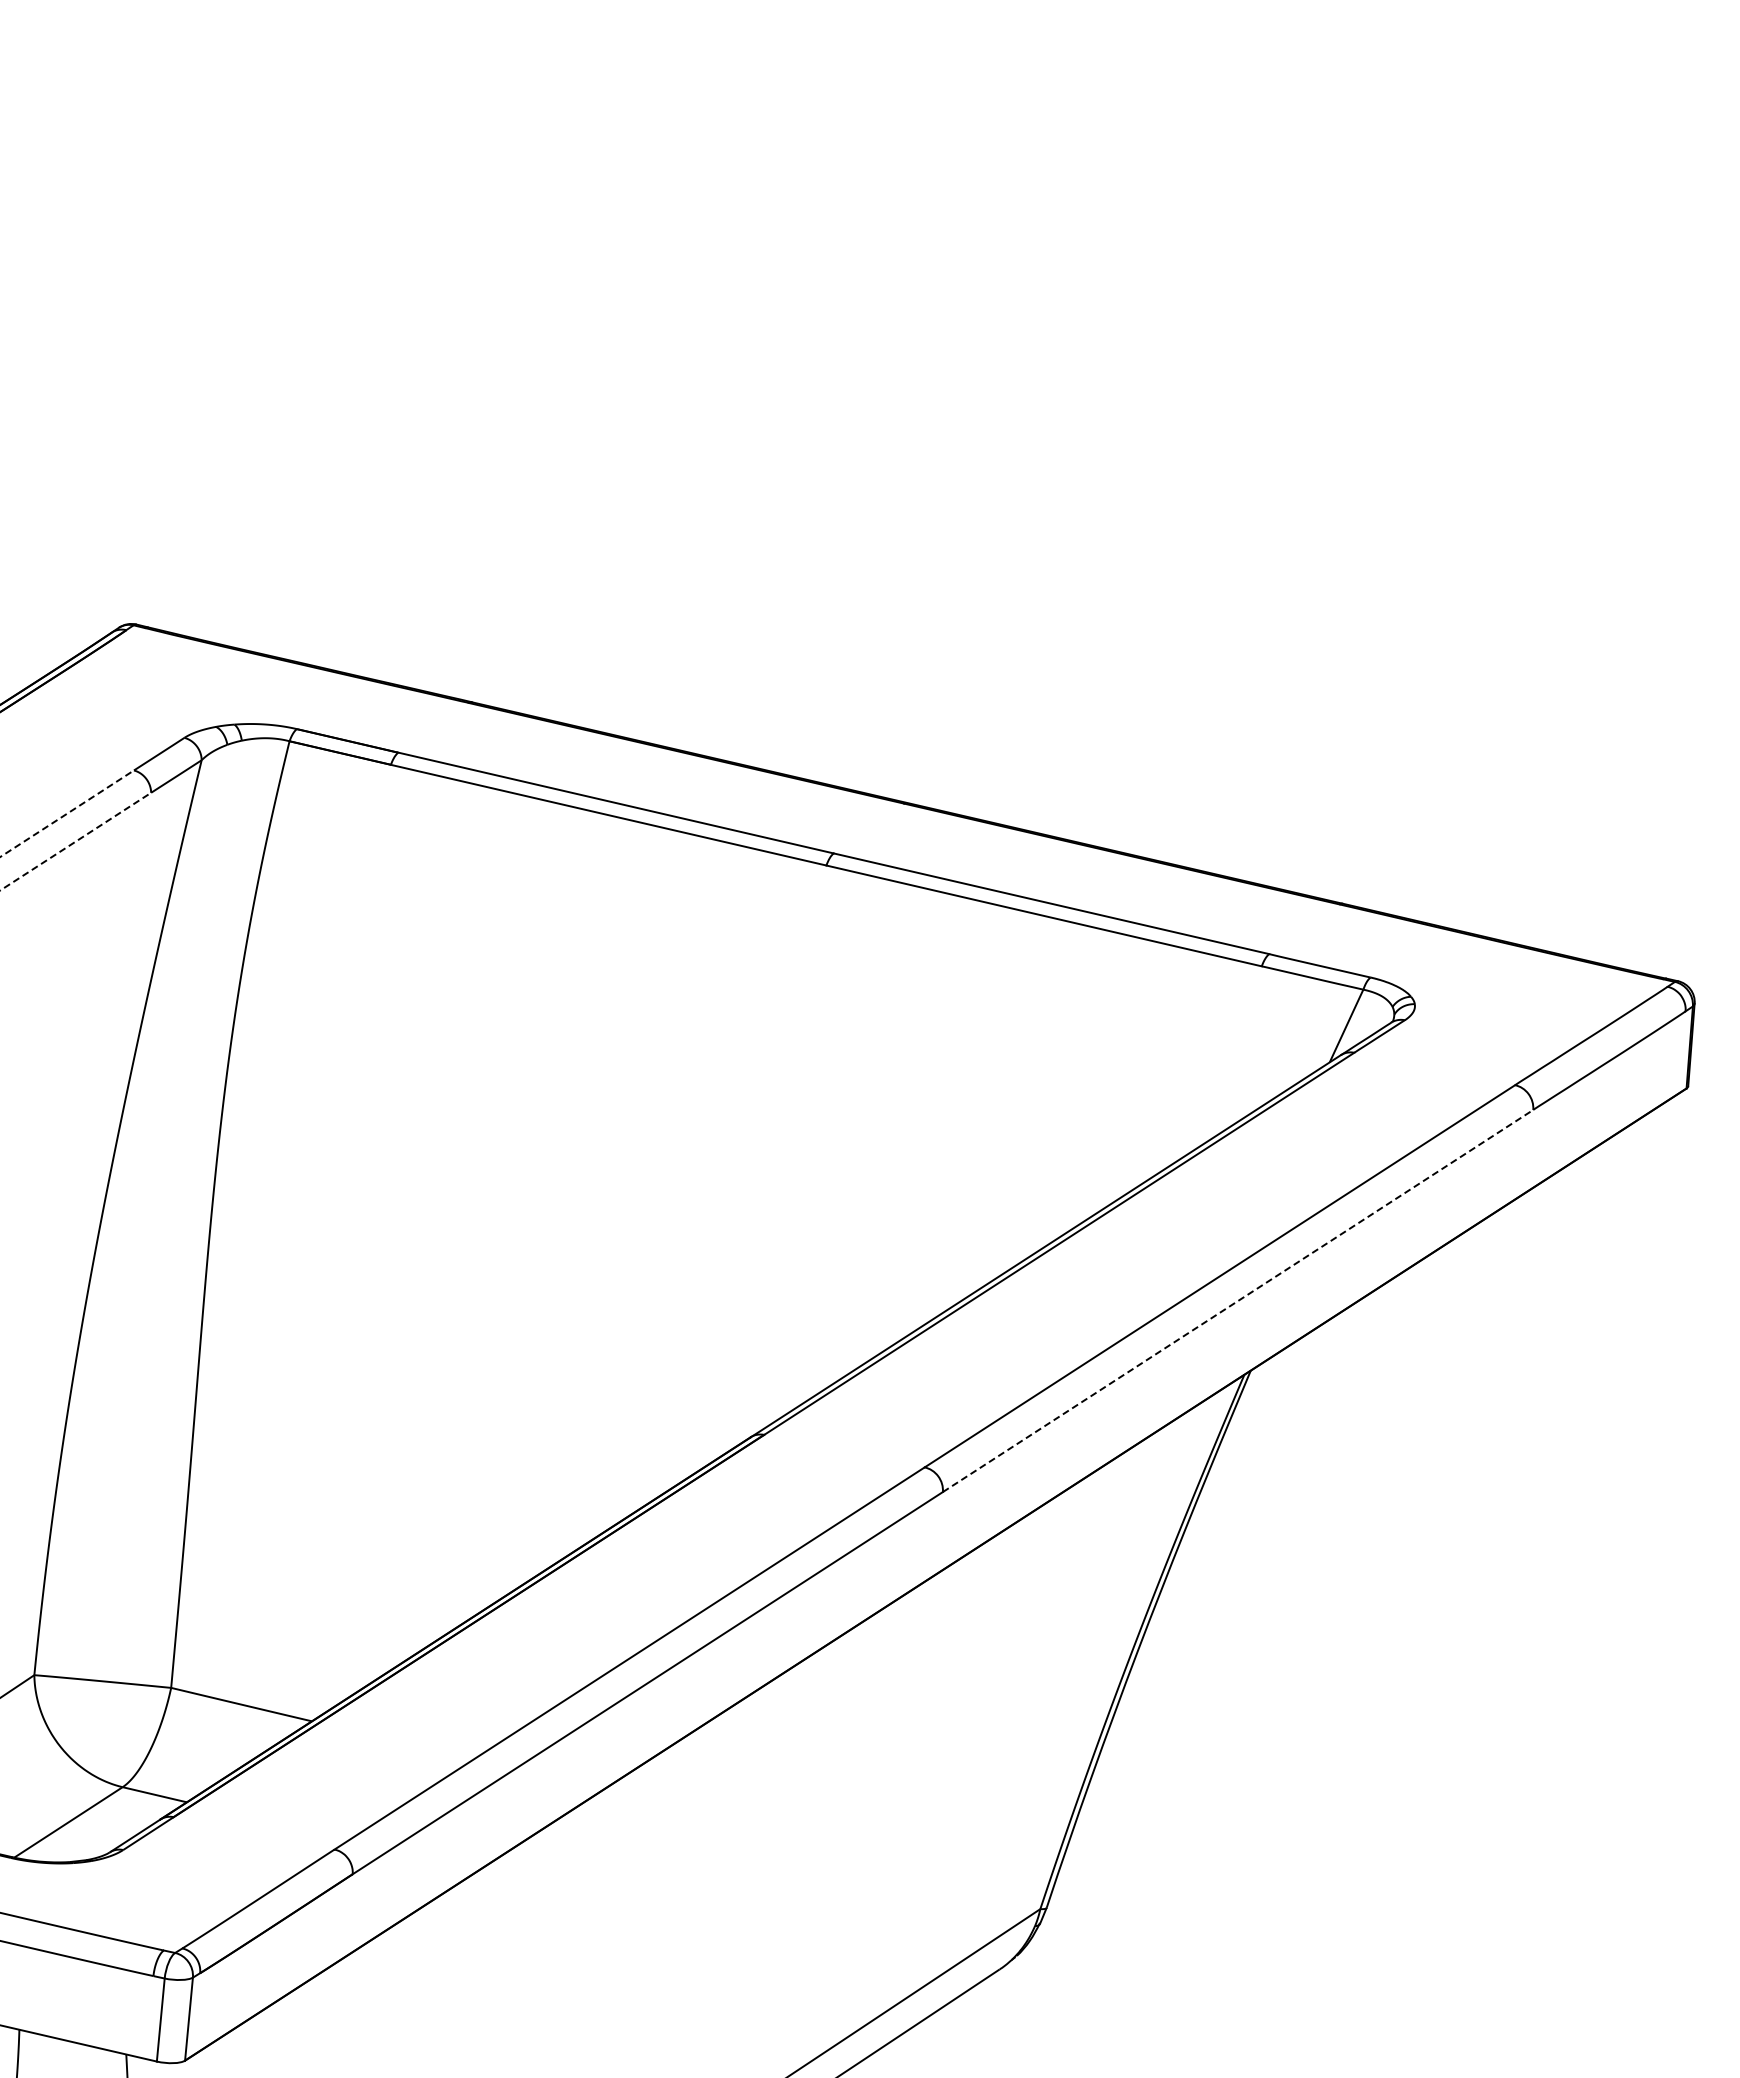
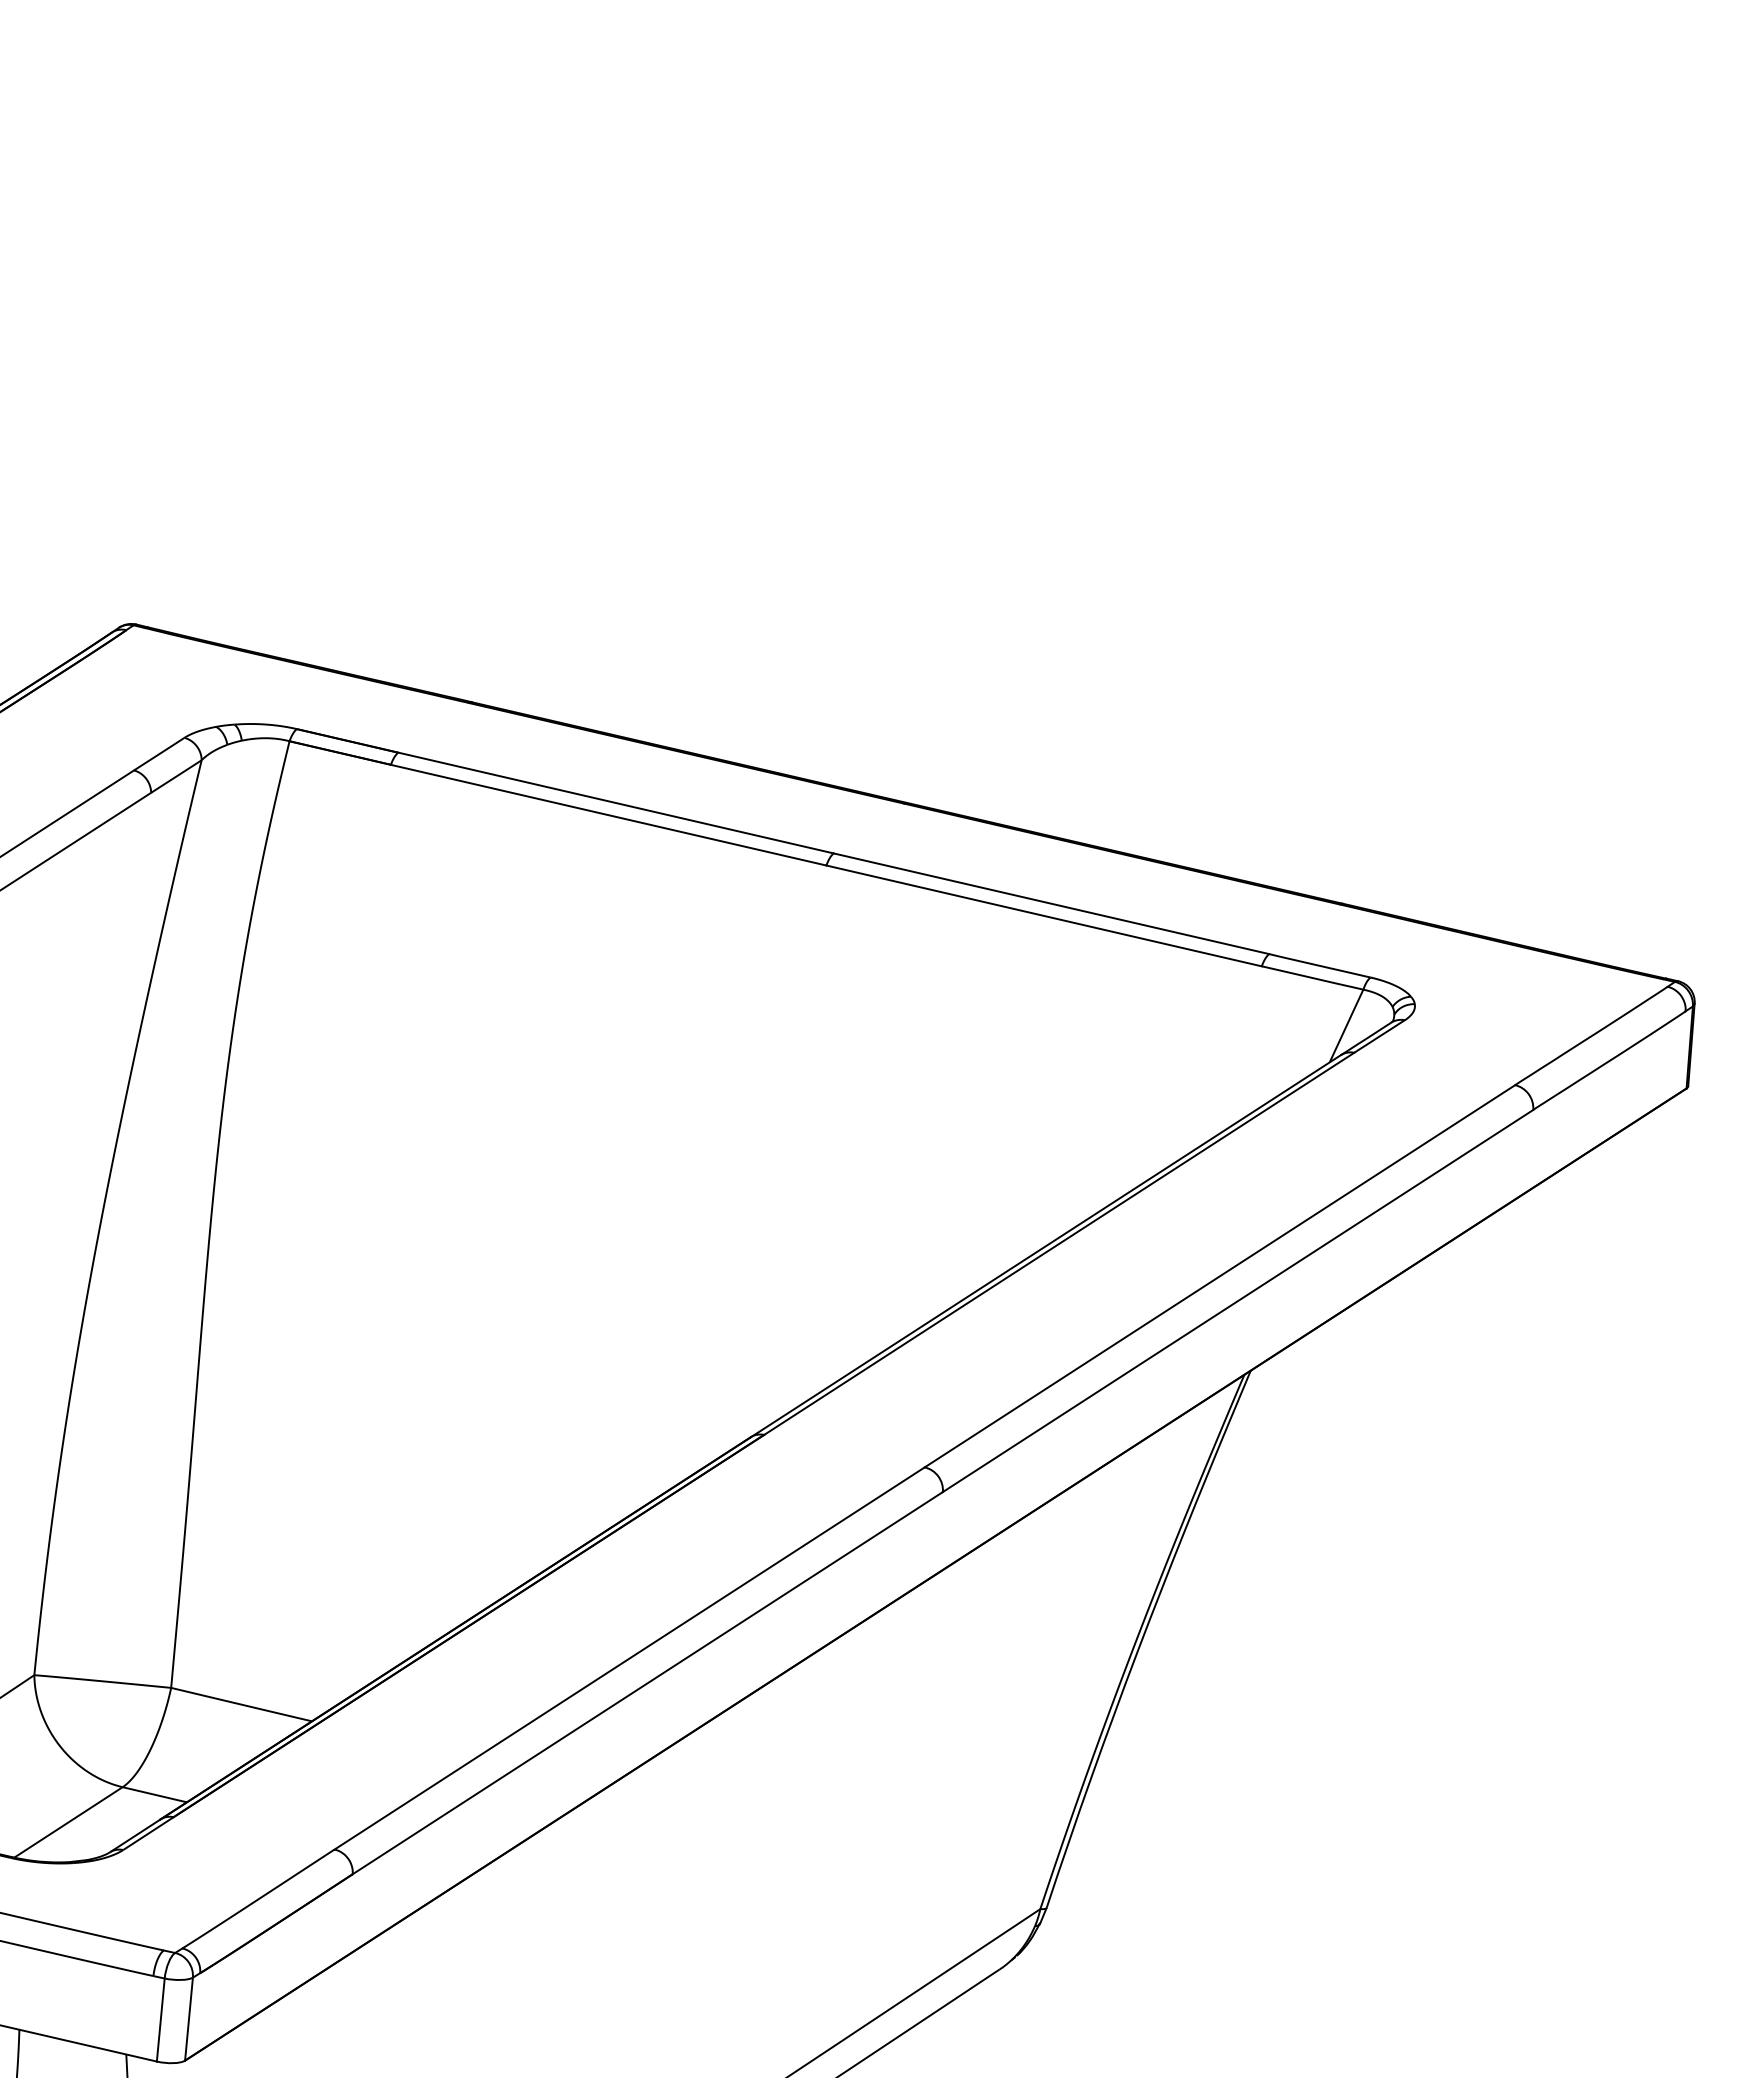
line: dashed -> solid (67, 813)
line: dashed -> solid (75, 841)
line: dashed -> solid (1238, 1301)
